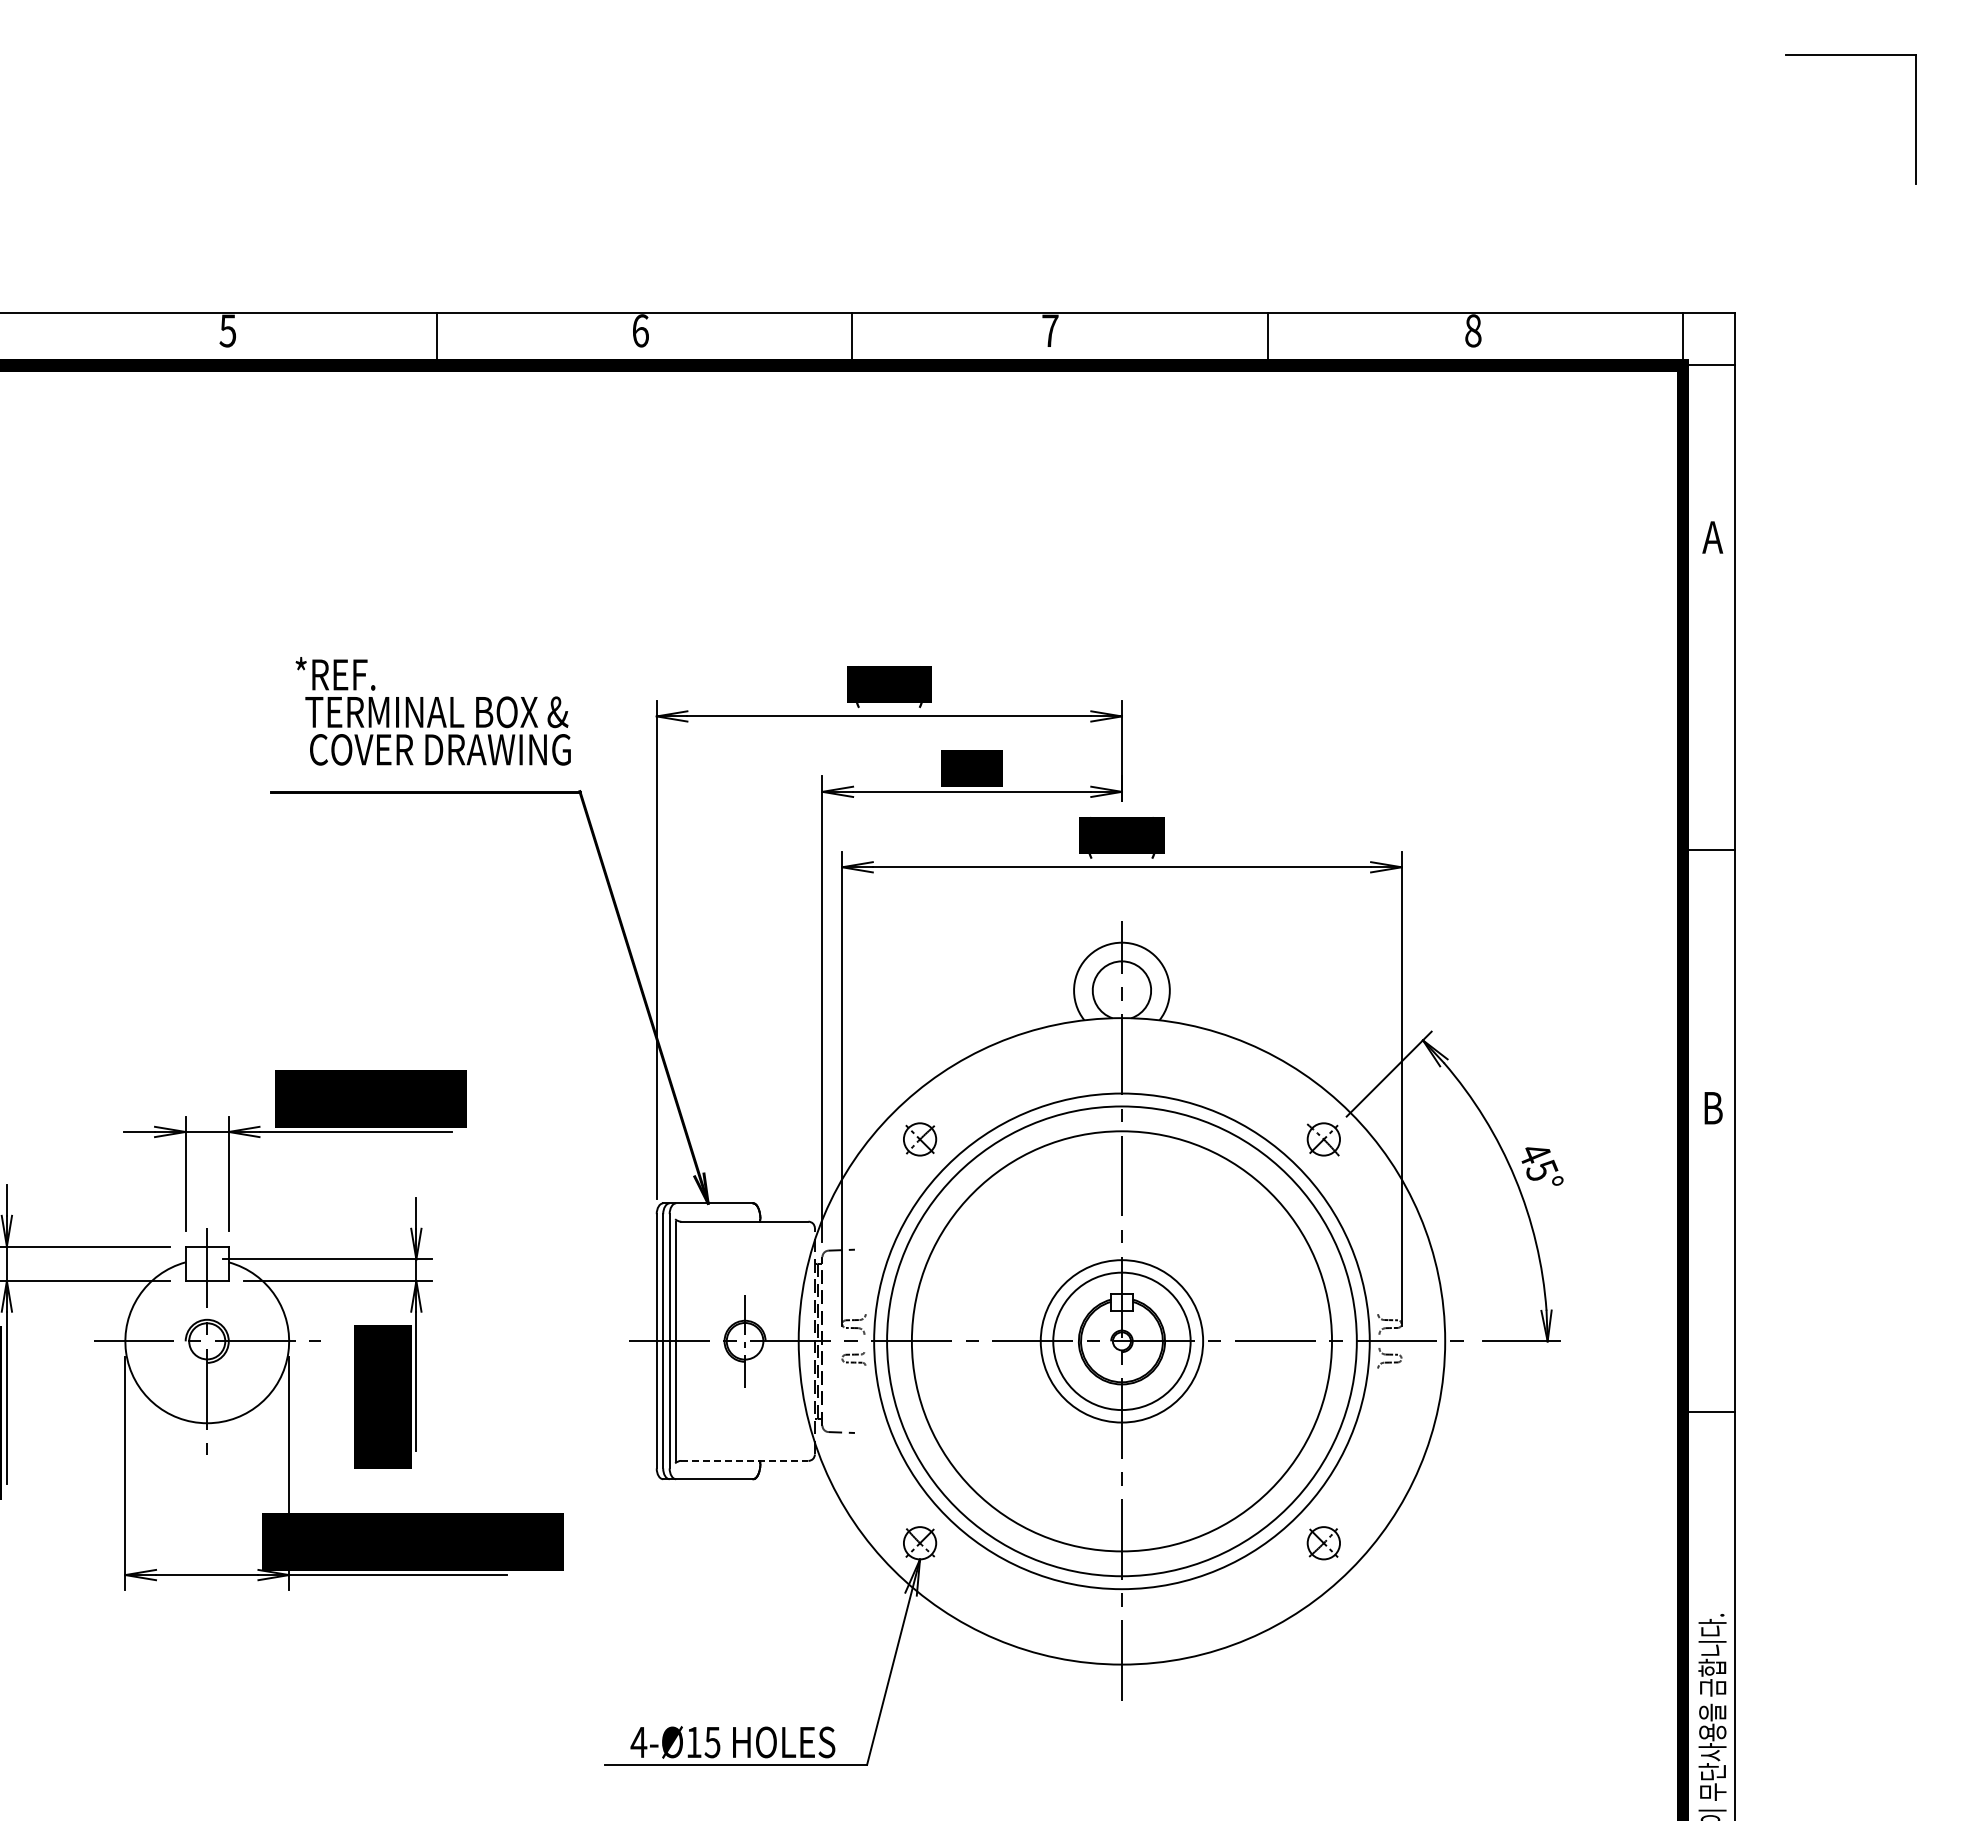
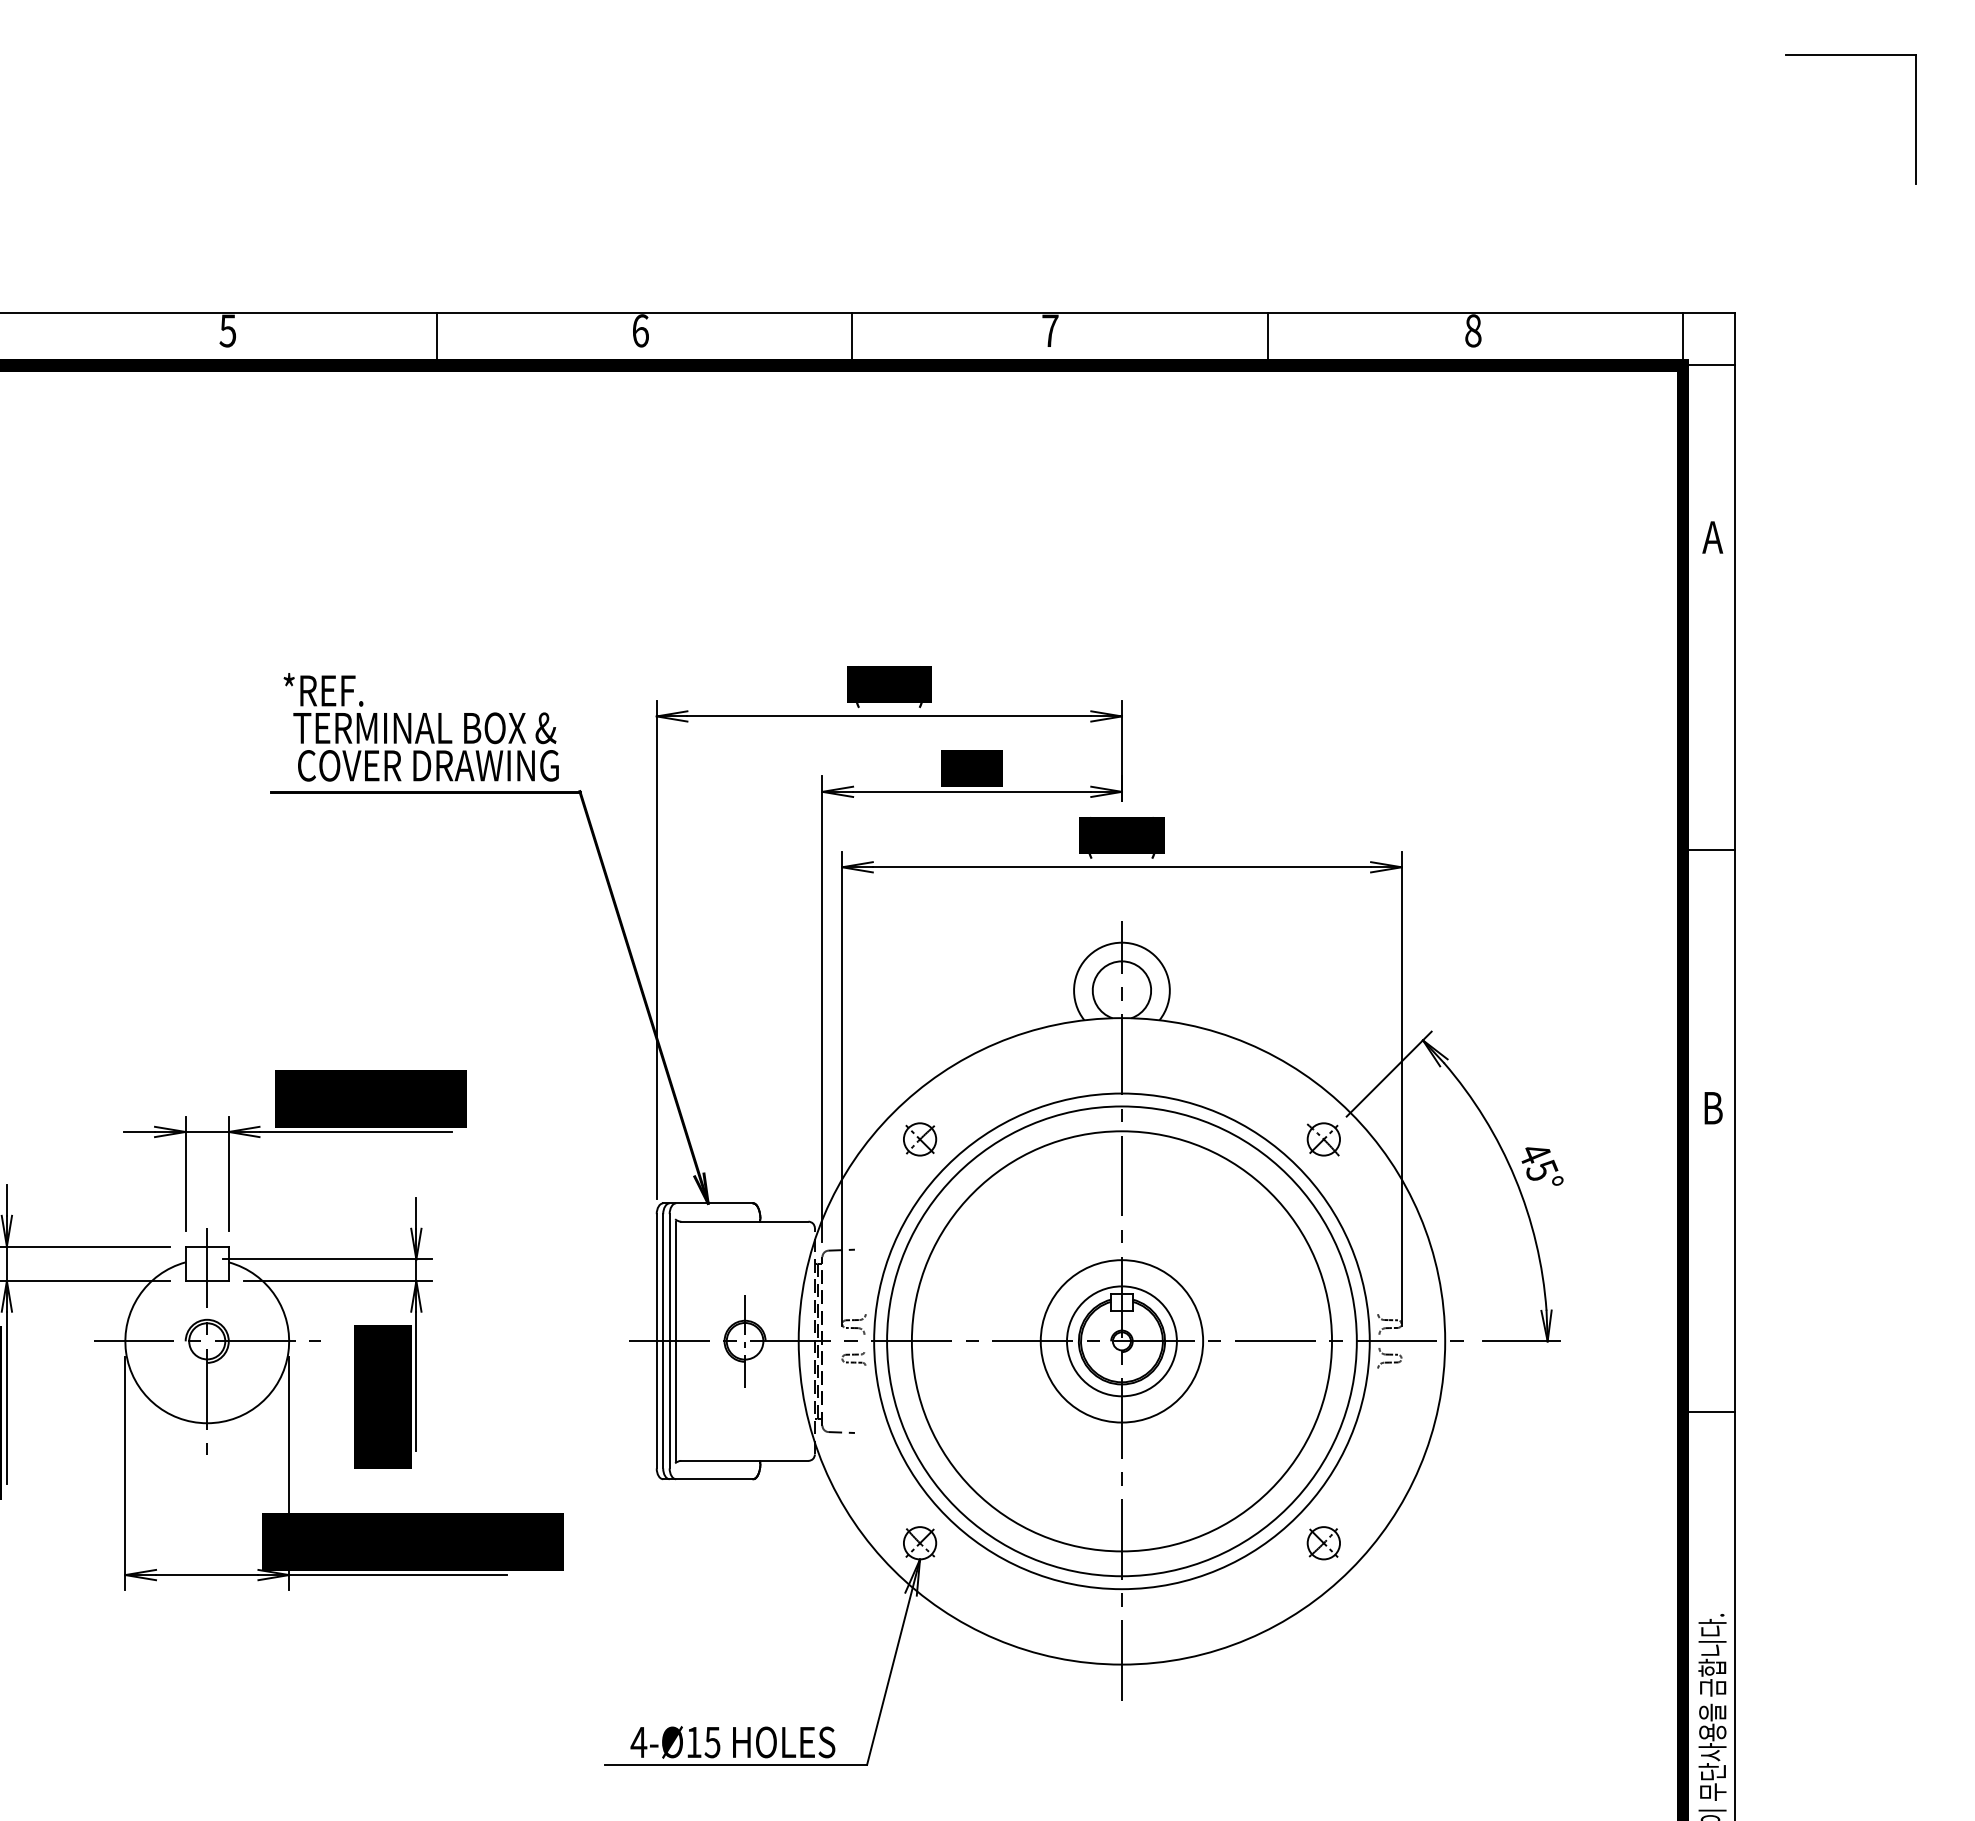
text position: (432, 711) -> (420, 727) (420, 727)
circle diameter: 137 px -> 110 px (1121, 1341)
line: dashed -> solid (744, 1460)
